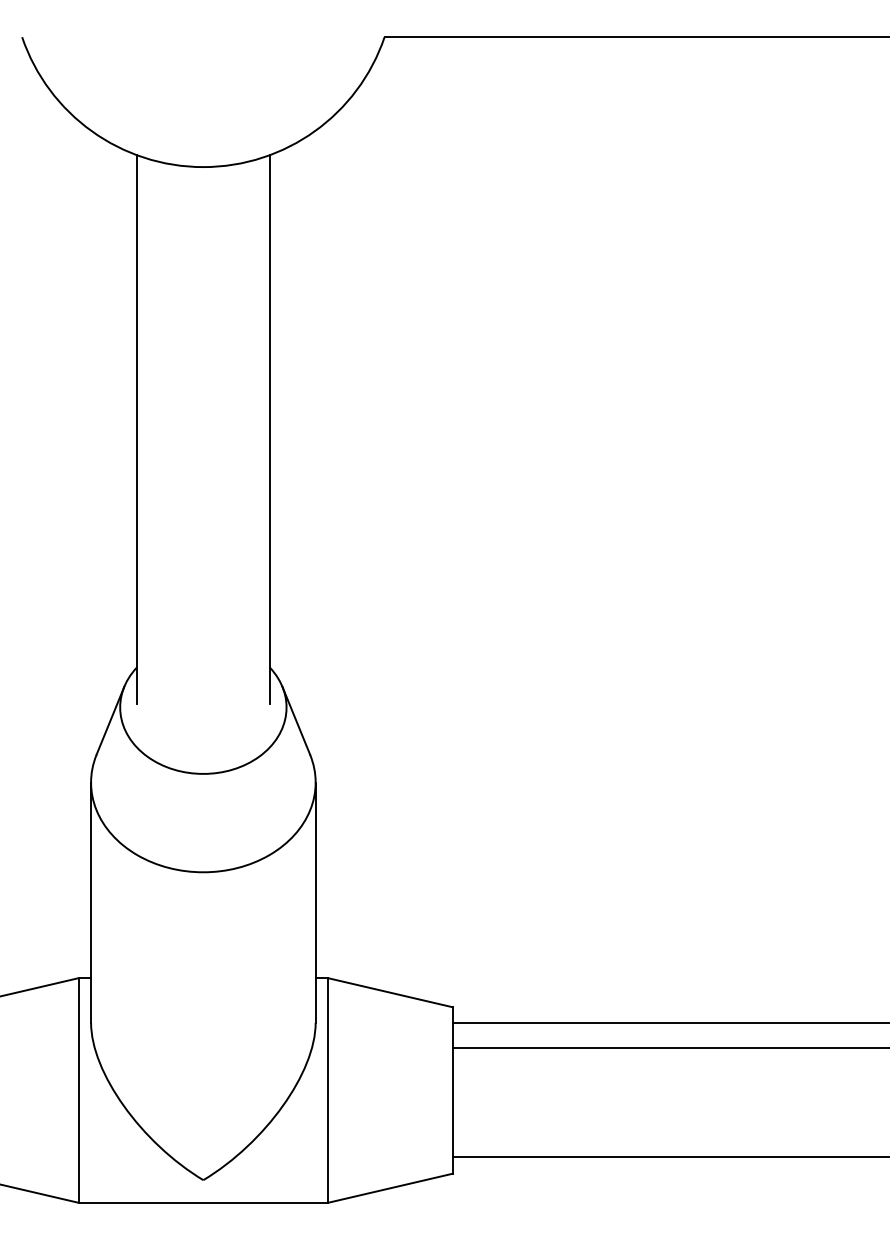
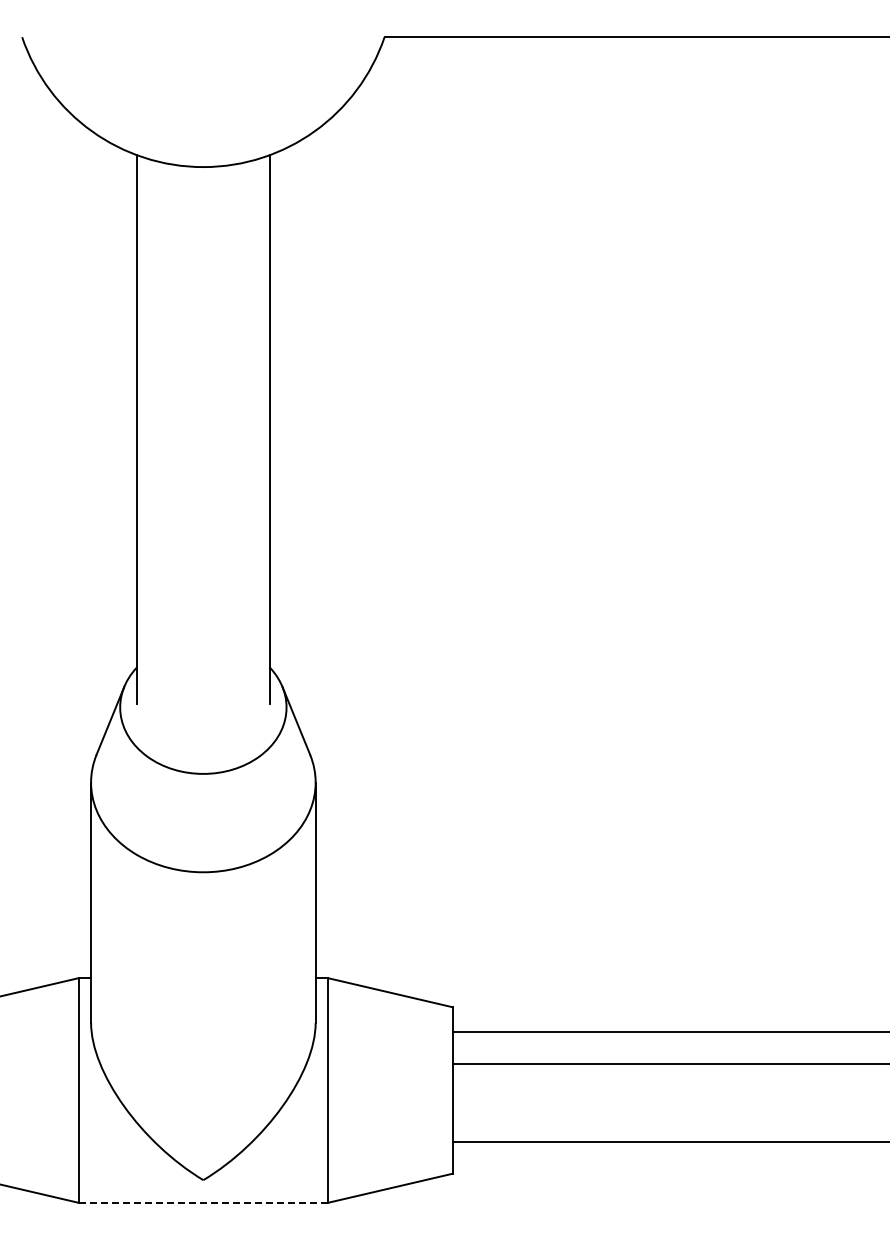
line position: (669, 1023) -> (669, 1032) (669, 1032)
line position: (669, 1047) -> (669, 1063) (669, 1063)
line position: (669, 1156) -> (669, 1141) (669, 1141)
line: solid -> dashed (203, 1202)
